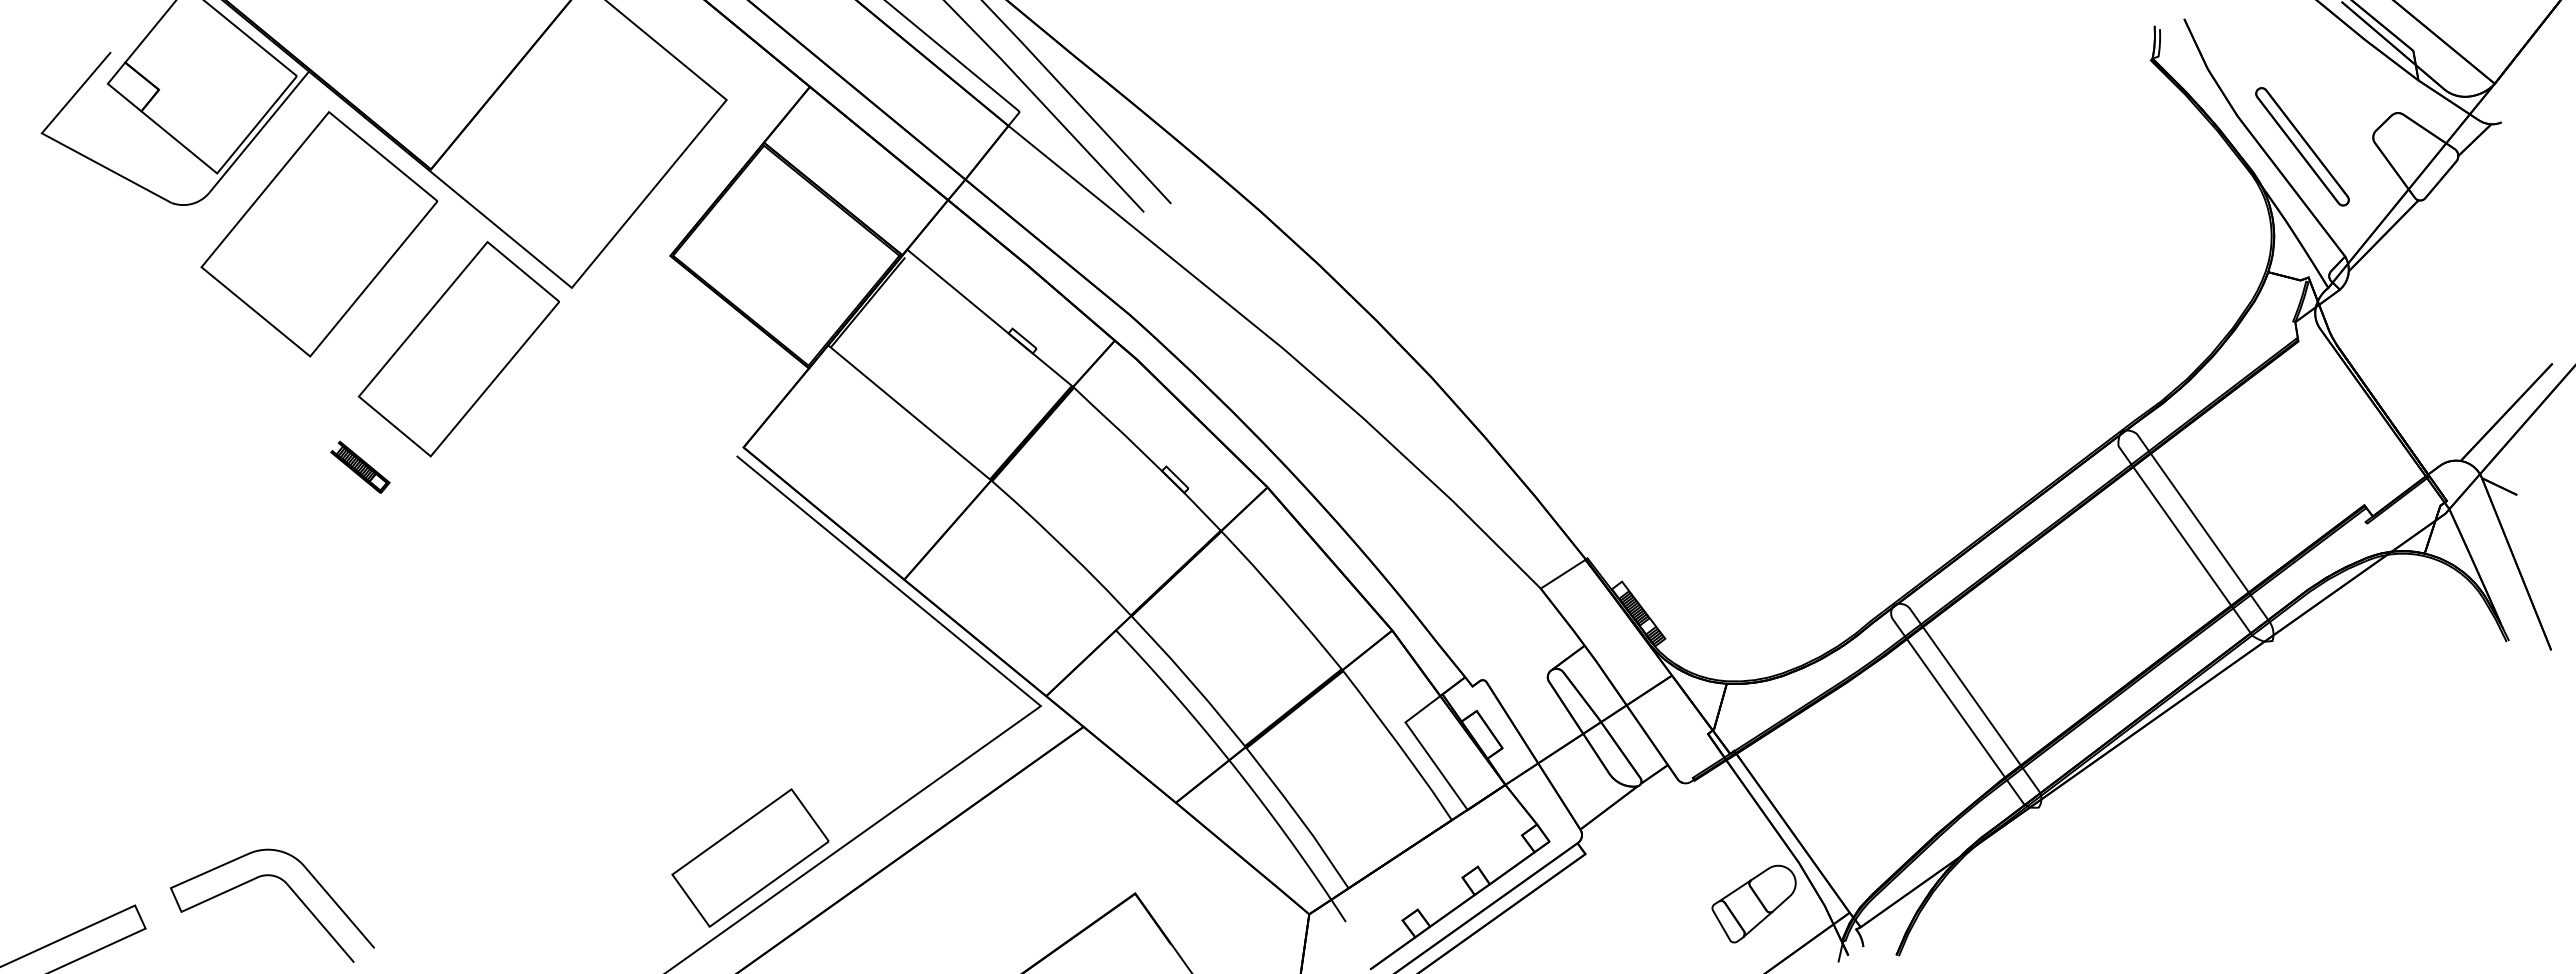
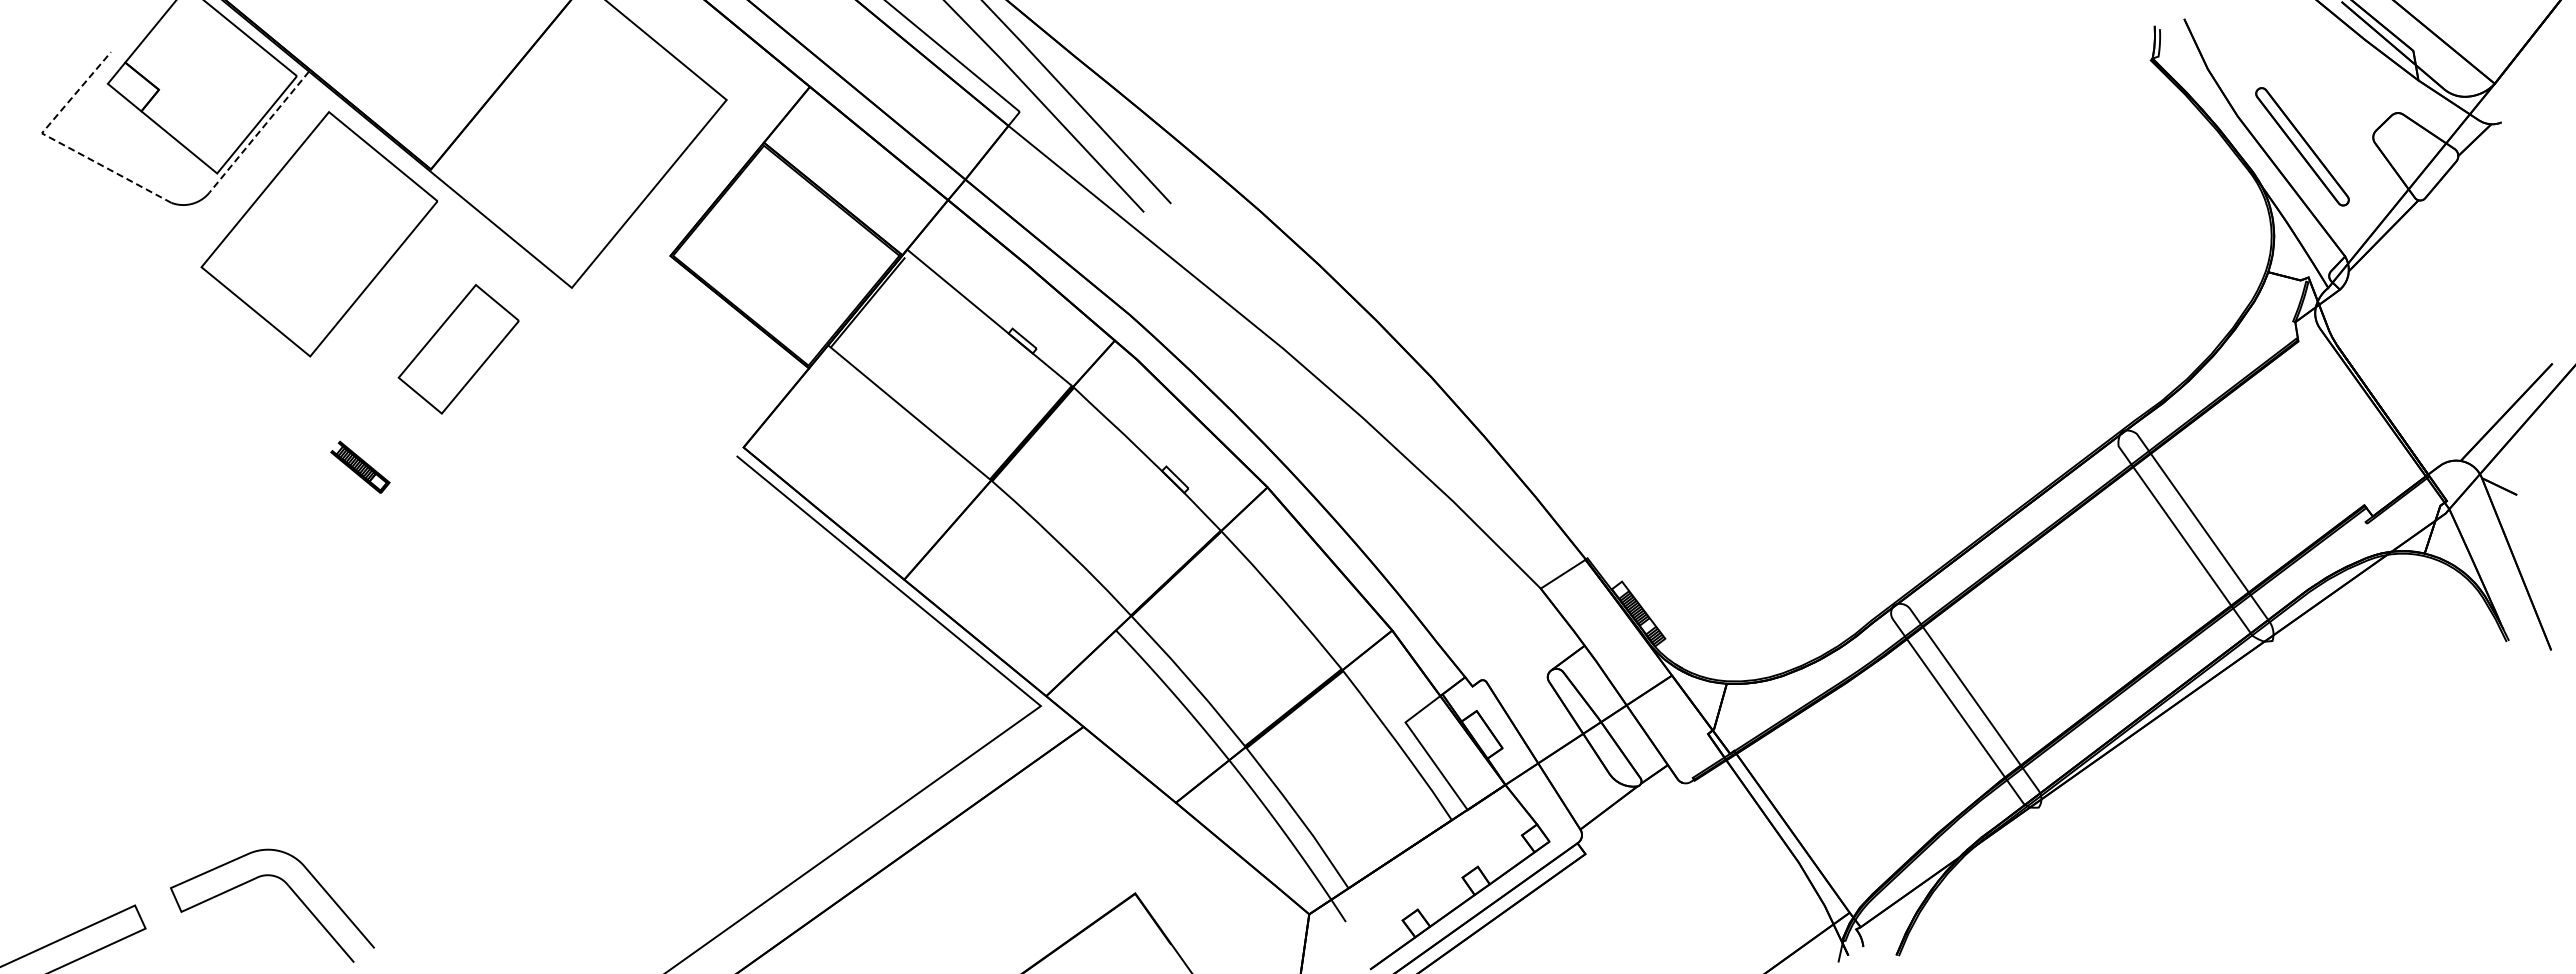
line: solid -> dashed (258, 132)
line: solid -> dashed (59, 142)
part size: 203x217 px -> 123x131 px (458, 349)
part: present -> none (750, 857)
part: present -> none (1753, 903)
